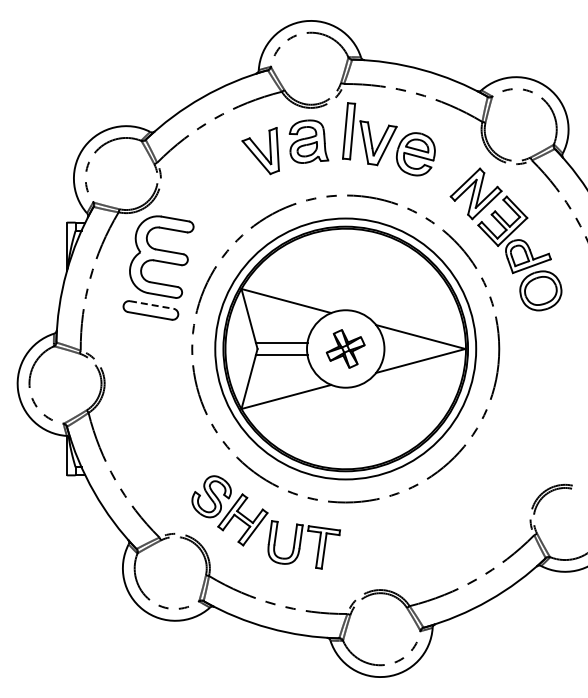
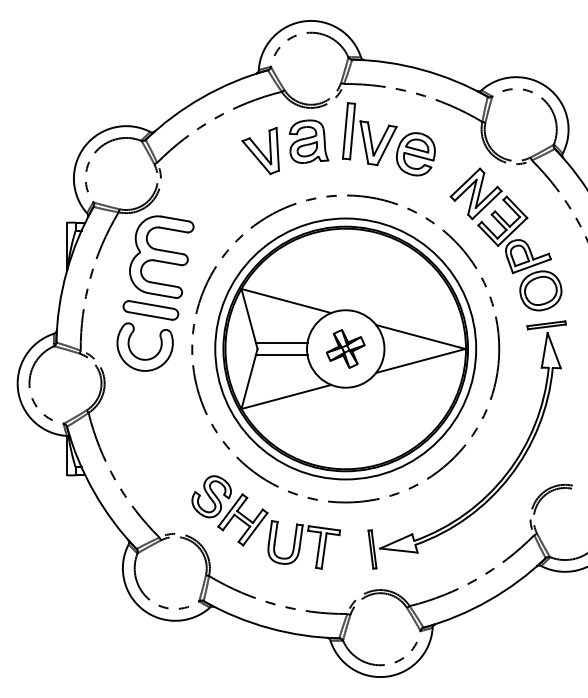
line: dashed -> solid (152, 305)
part: none -> present (144, 358)
part: none -> present (505, 473)
